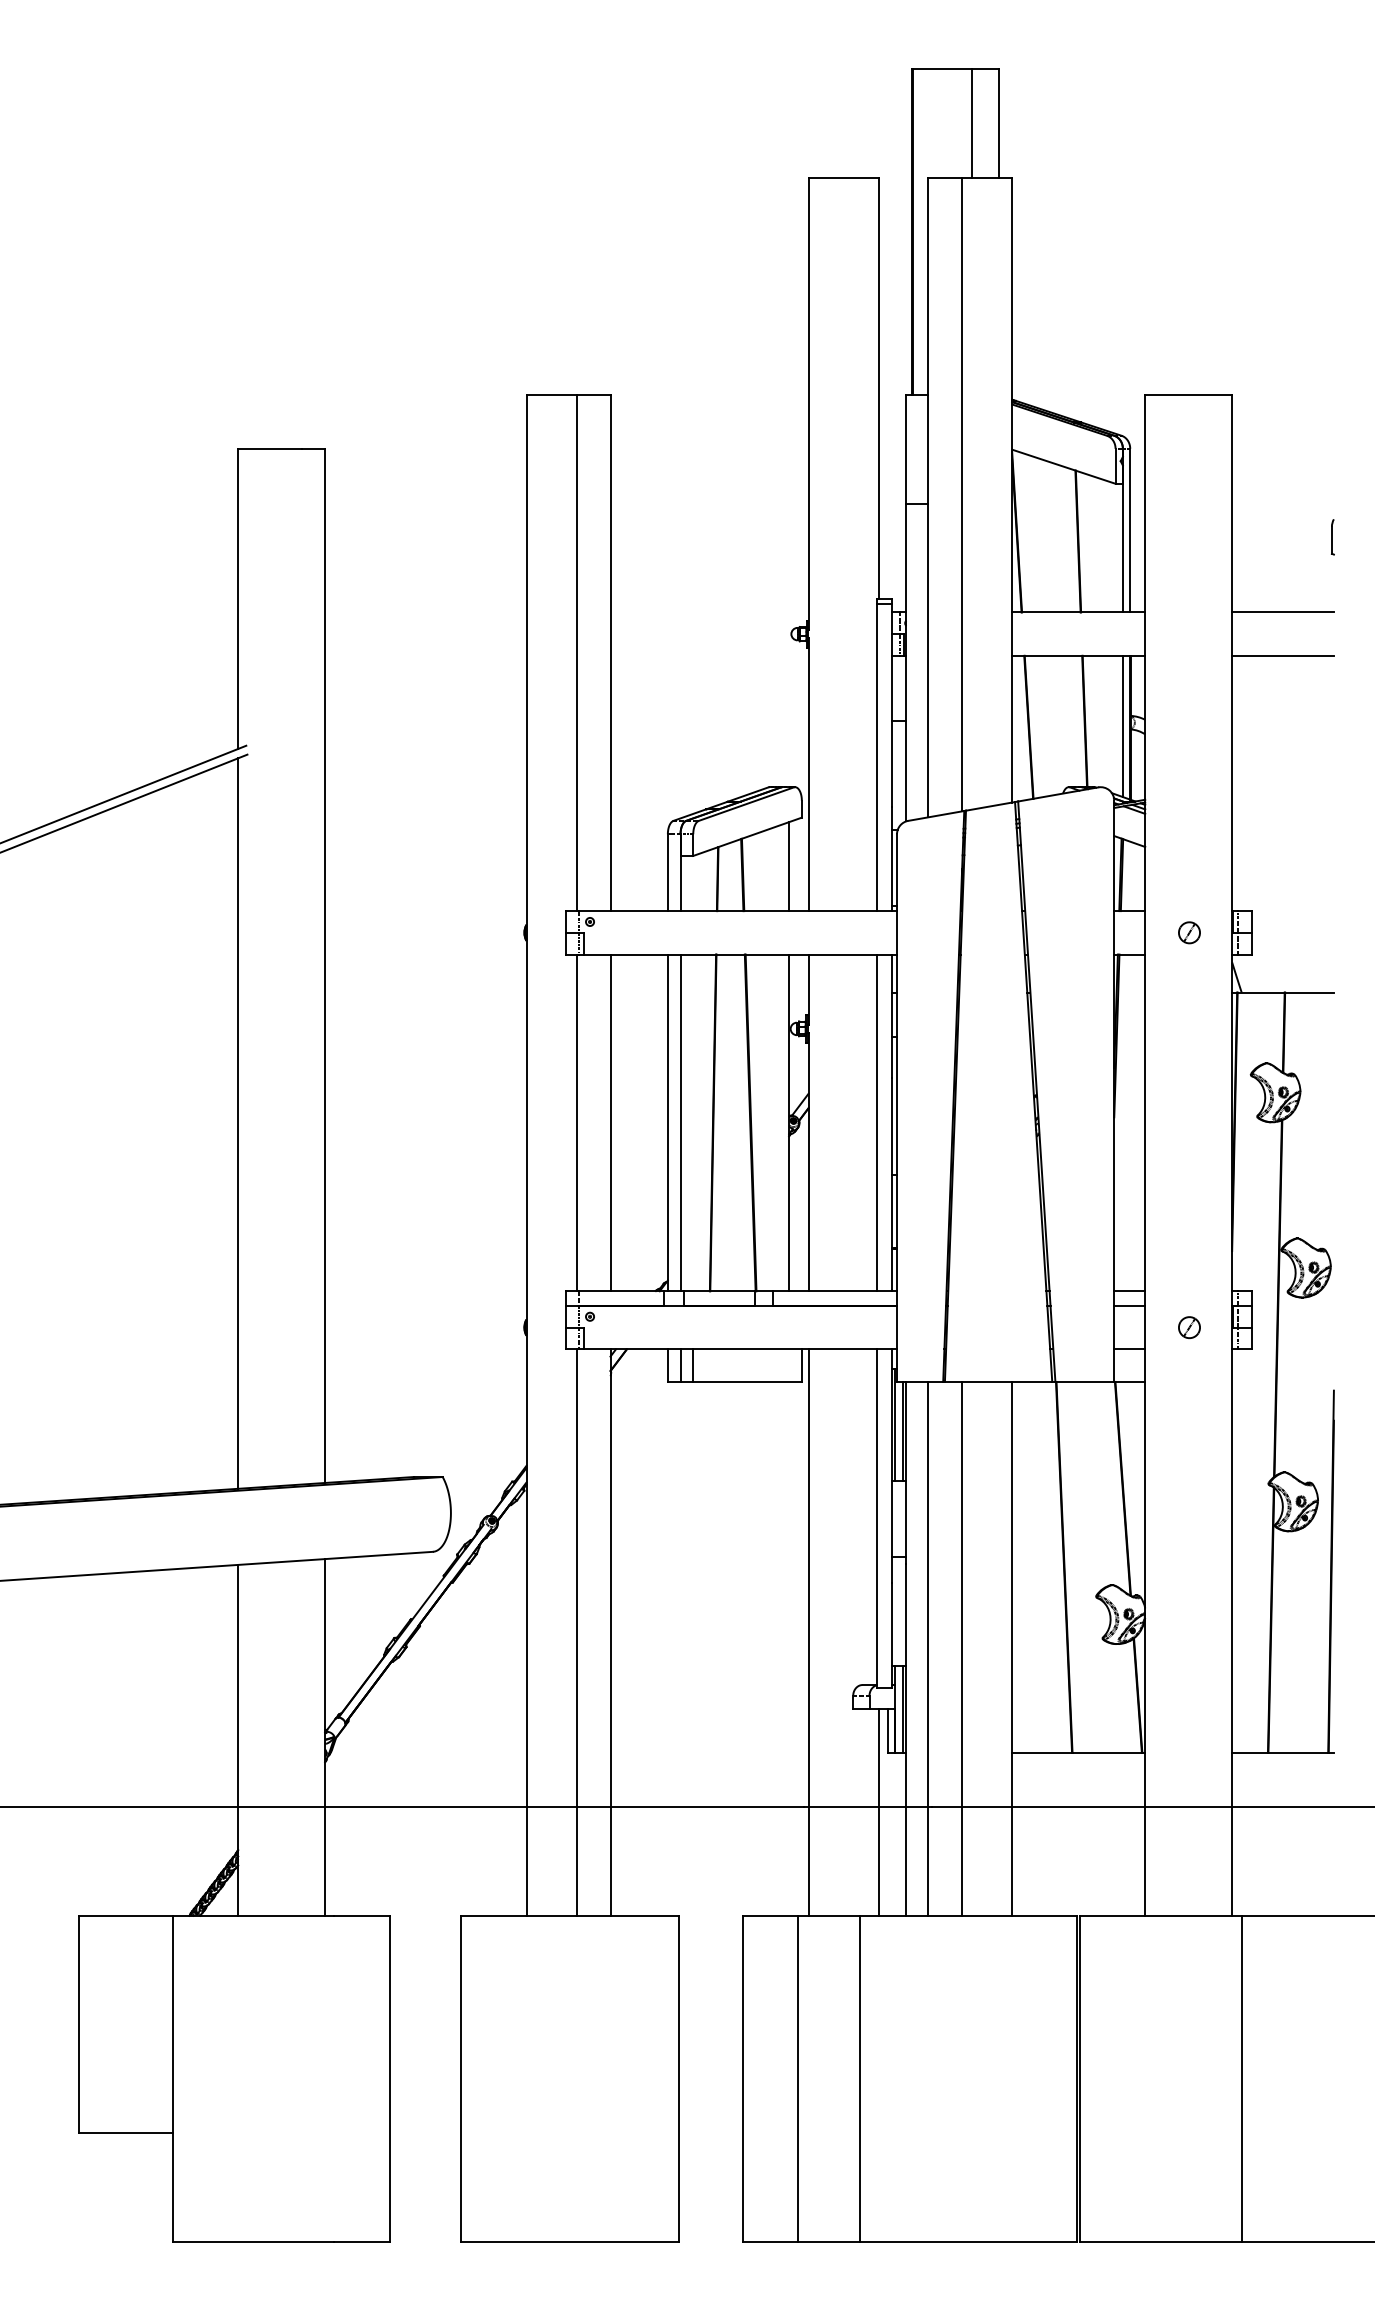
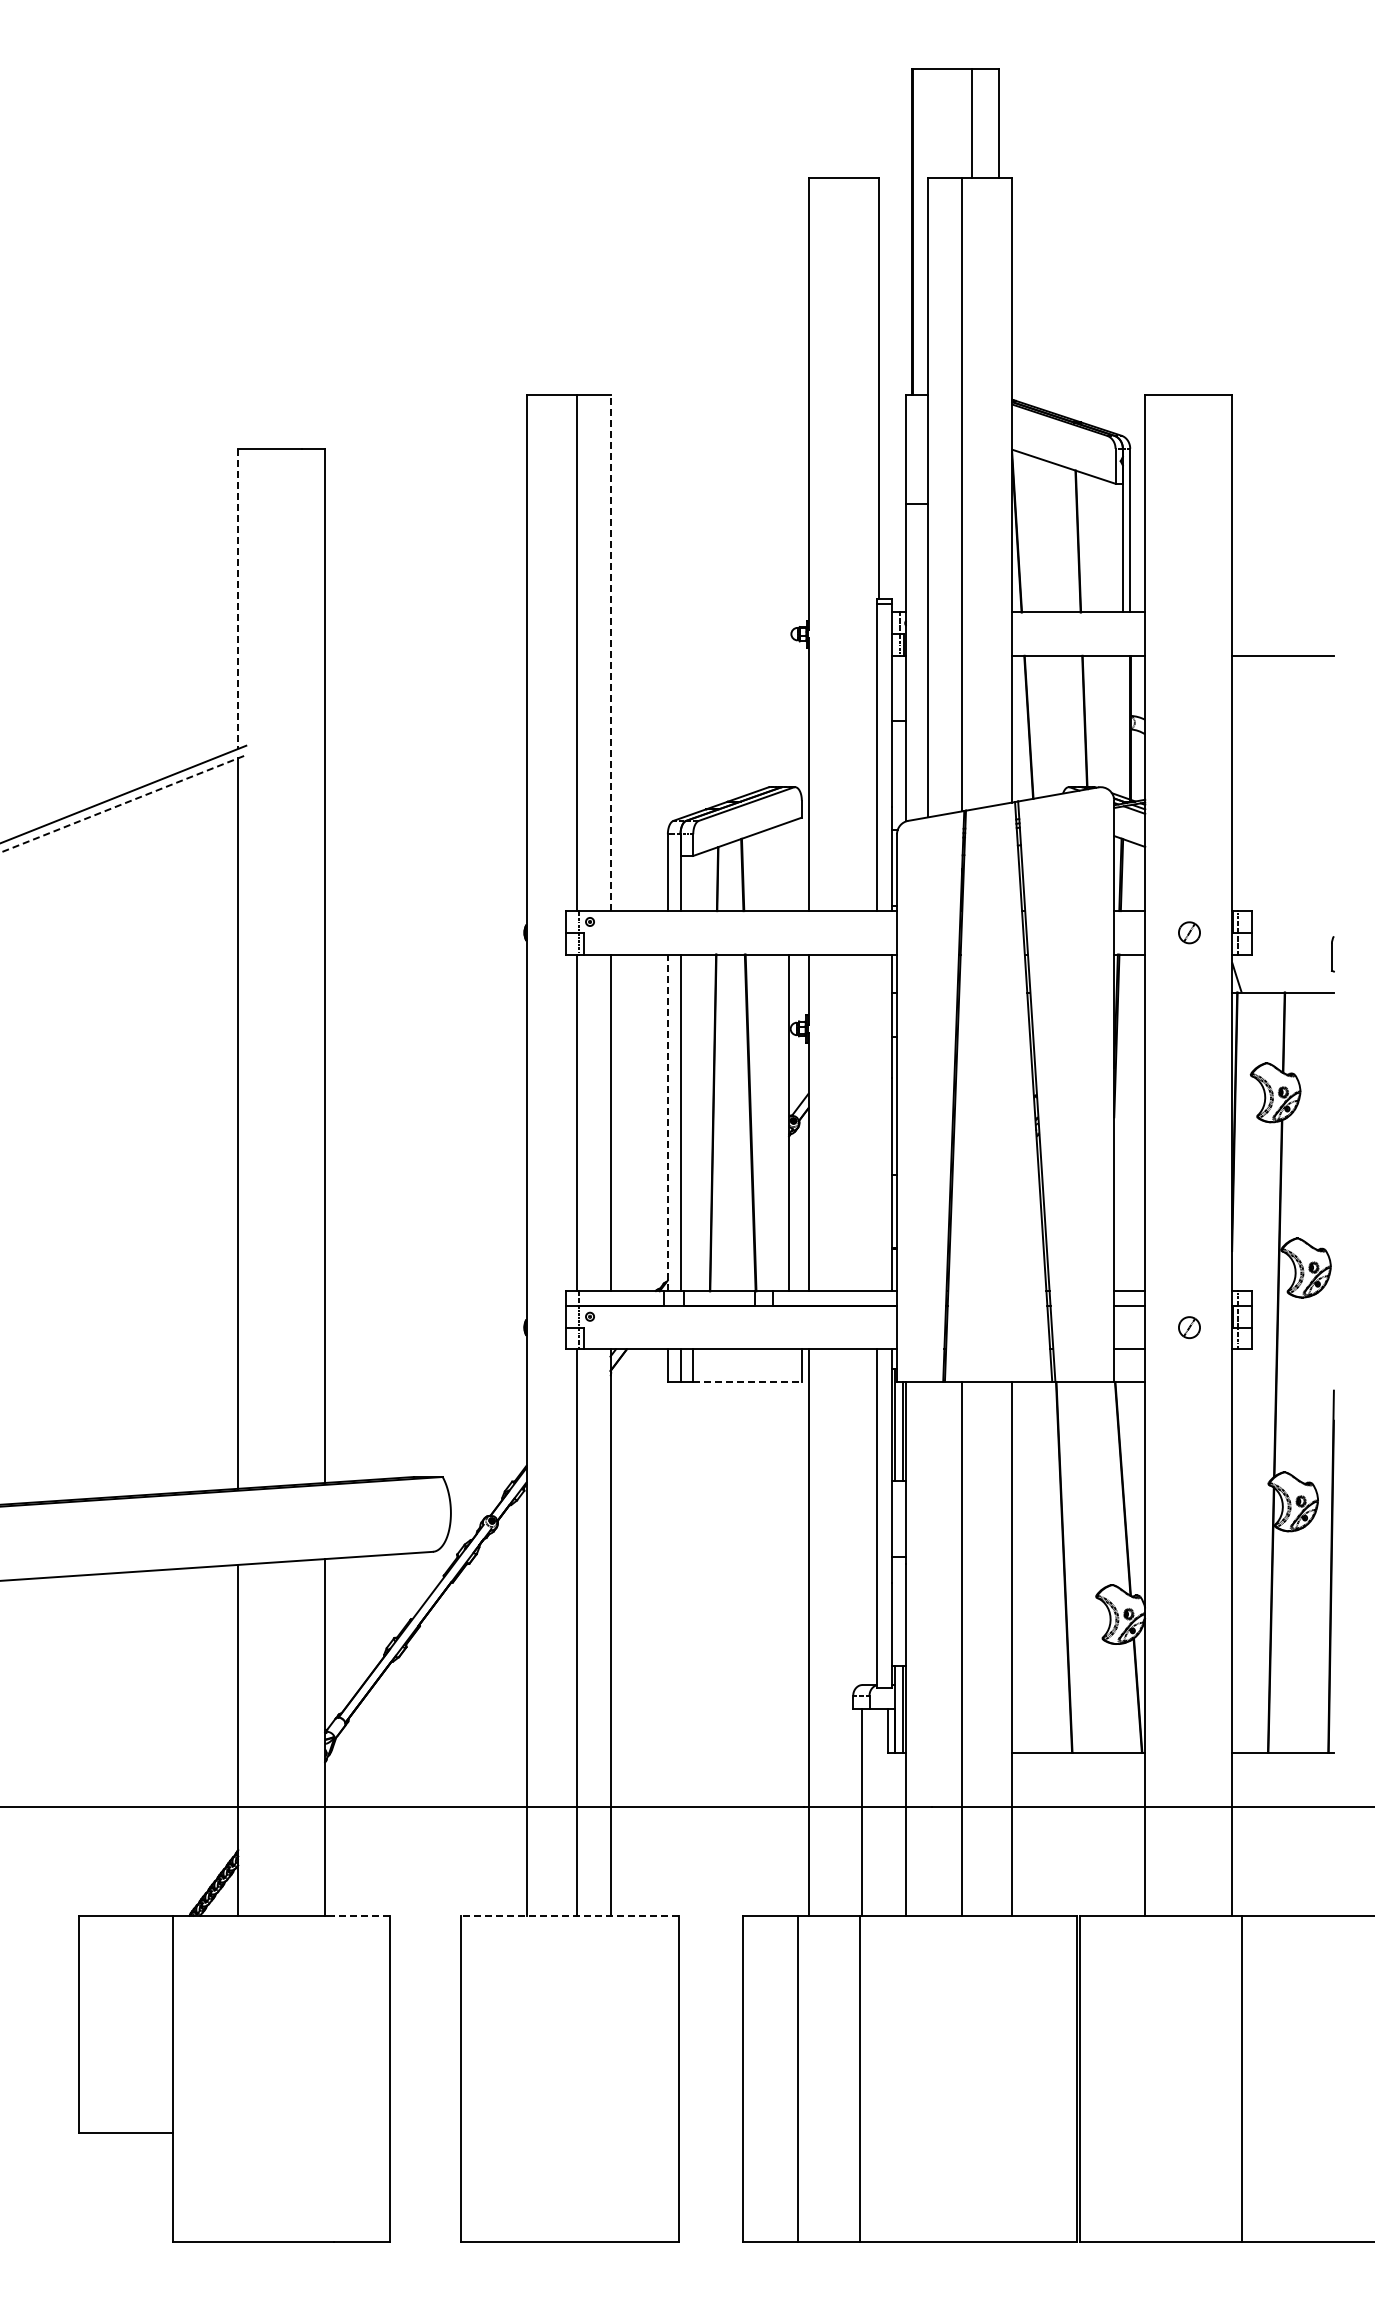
part position: (1332, 537) -> (1332, 954) (1332, 954)
line: solid -> dashed (238, 599)
line: present -> none (1282, 612)
line: solid -> dashed (610, 653)
line: present -> none (1122, 726)
line: solid -> dashed (123, 803)
line: present -> none (789, 866)
line: solid -> dashed (667, 1122)
line: present -> none (876, 1122)
line: solid -> dashed (748, 1381)
line: present -> none (928, 1648)
line position: (879, 1812) -> (862, 1812) (862, 1812)
line: solid -> dashed (361, 1915)
line: solid -> dashed (570, 1915)
